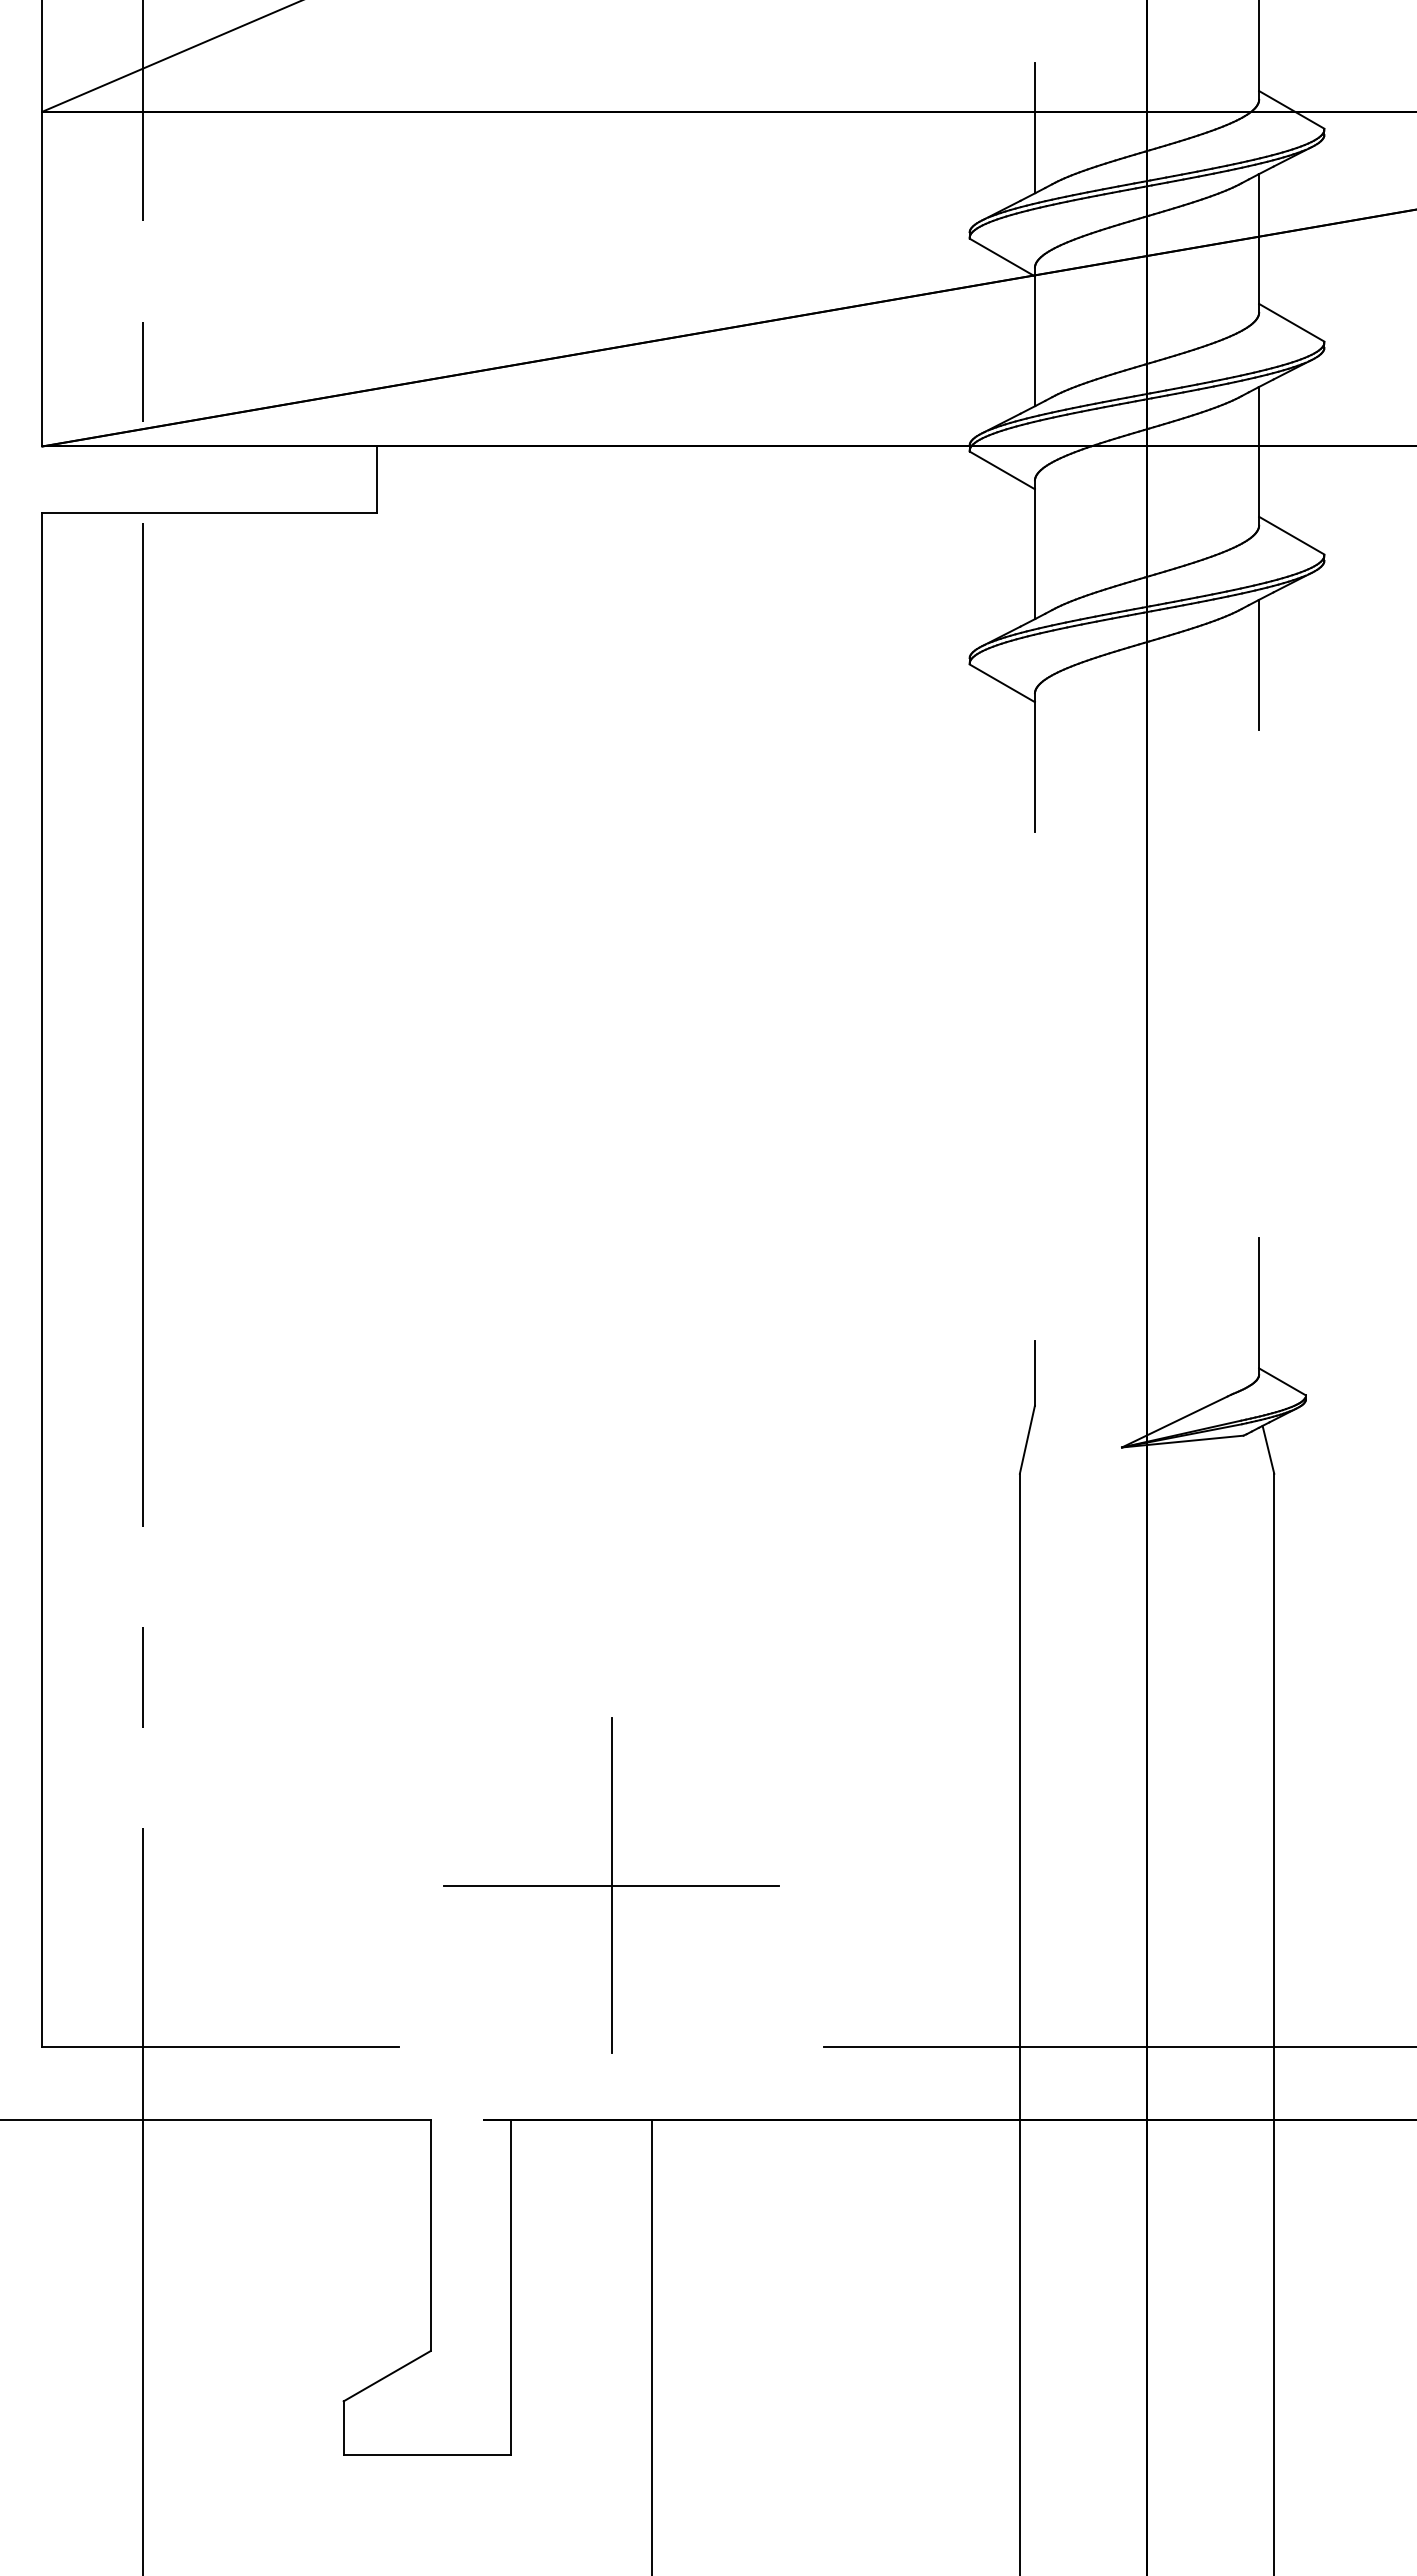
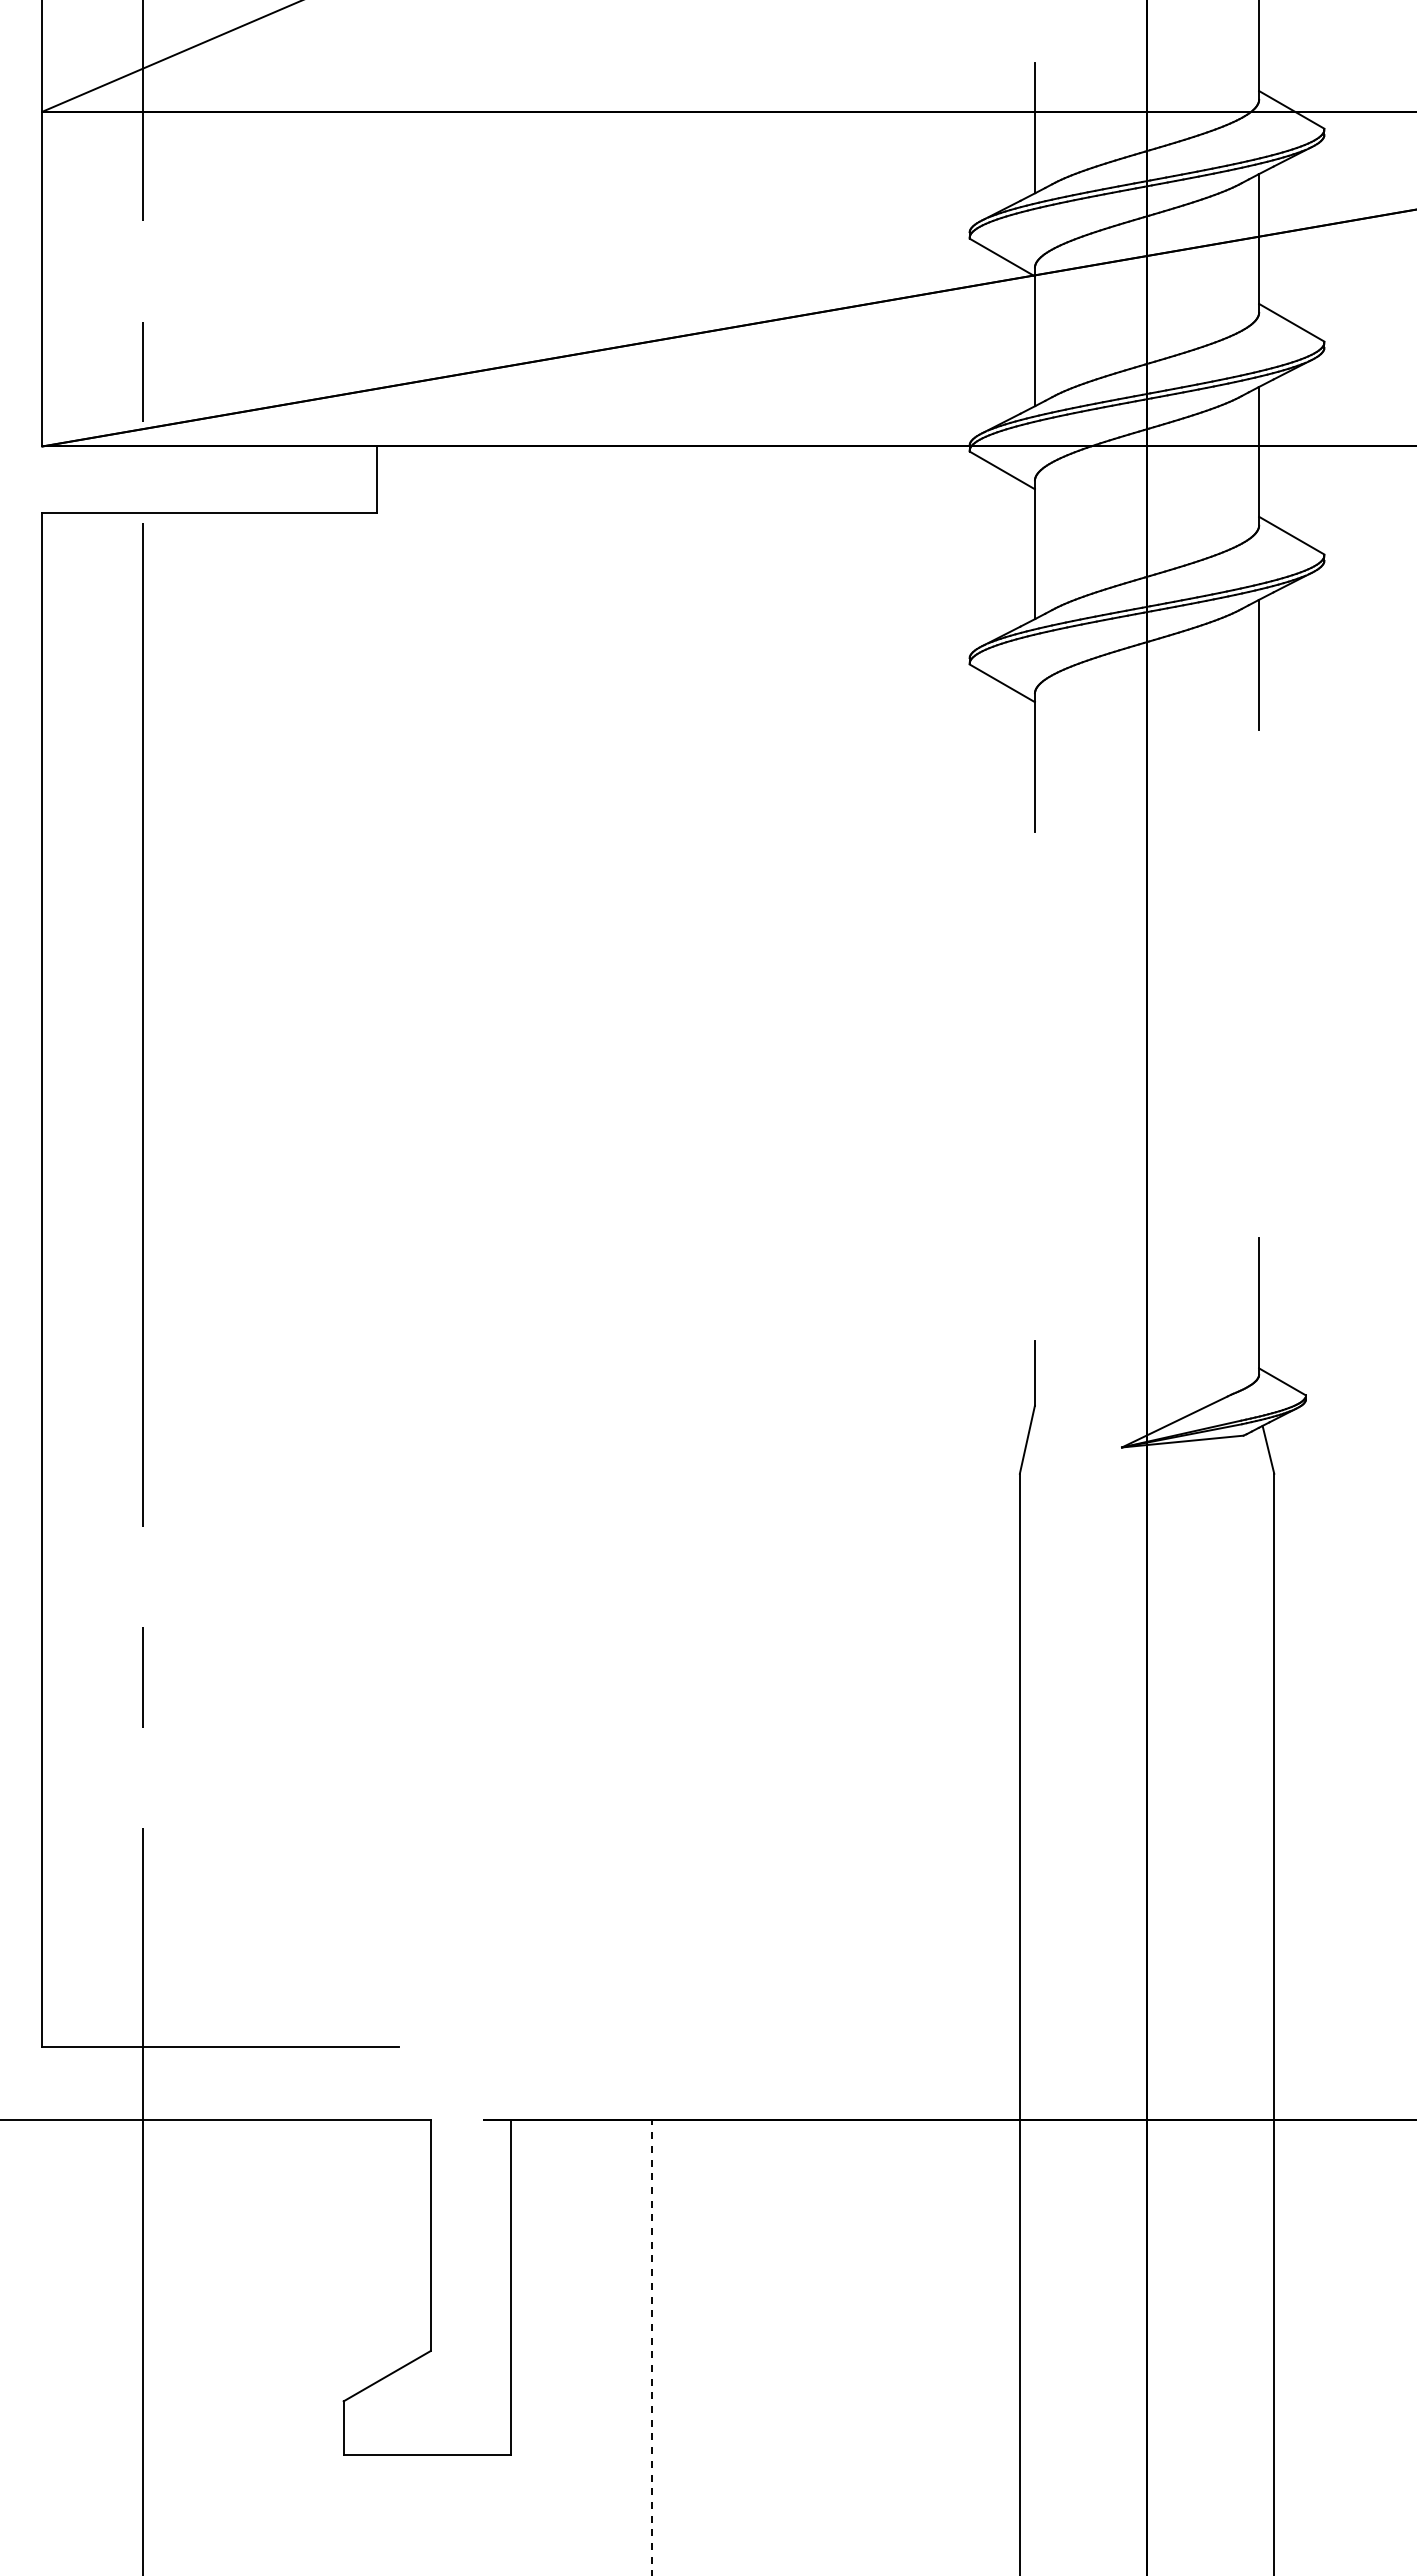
part: present -> none (611, 1885)
line: present -> none (1118, 2046)
line: solid -> dashed (651, 2347)
